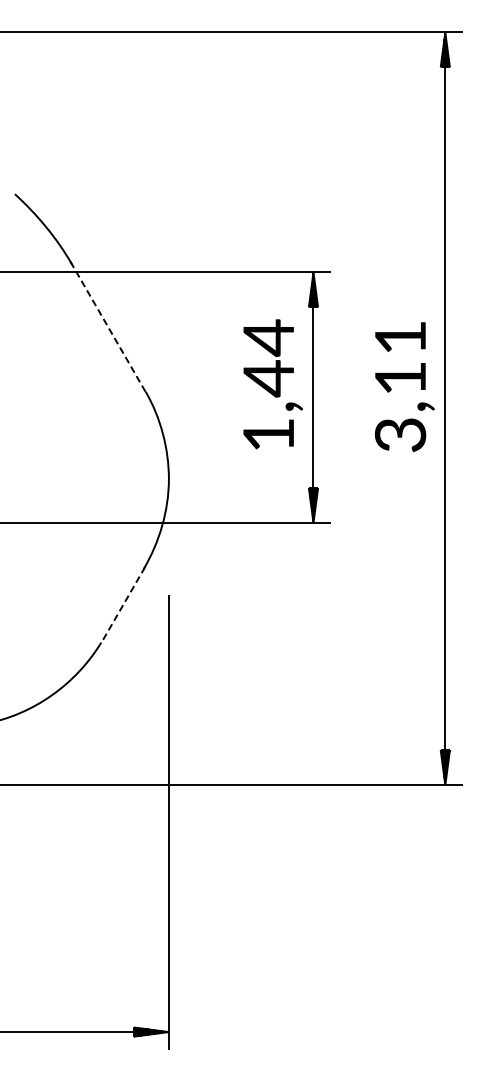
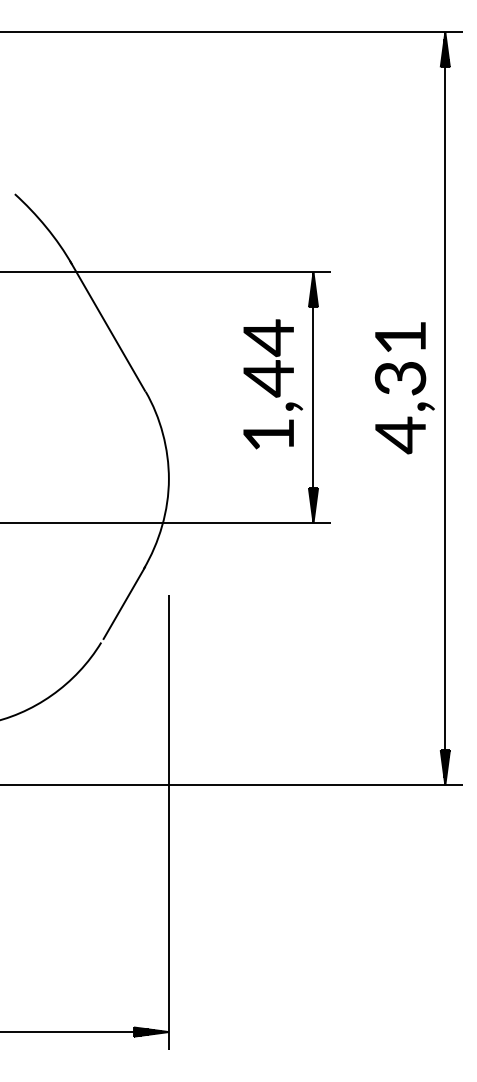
line: dashed -> solid (107, 326)
text: 3,11 -> 4,31 (400, 408)
line: dashed -> solid (124, 602)
